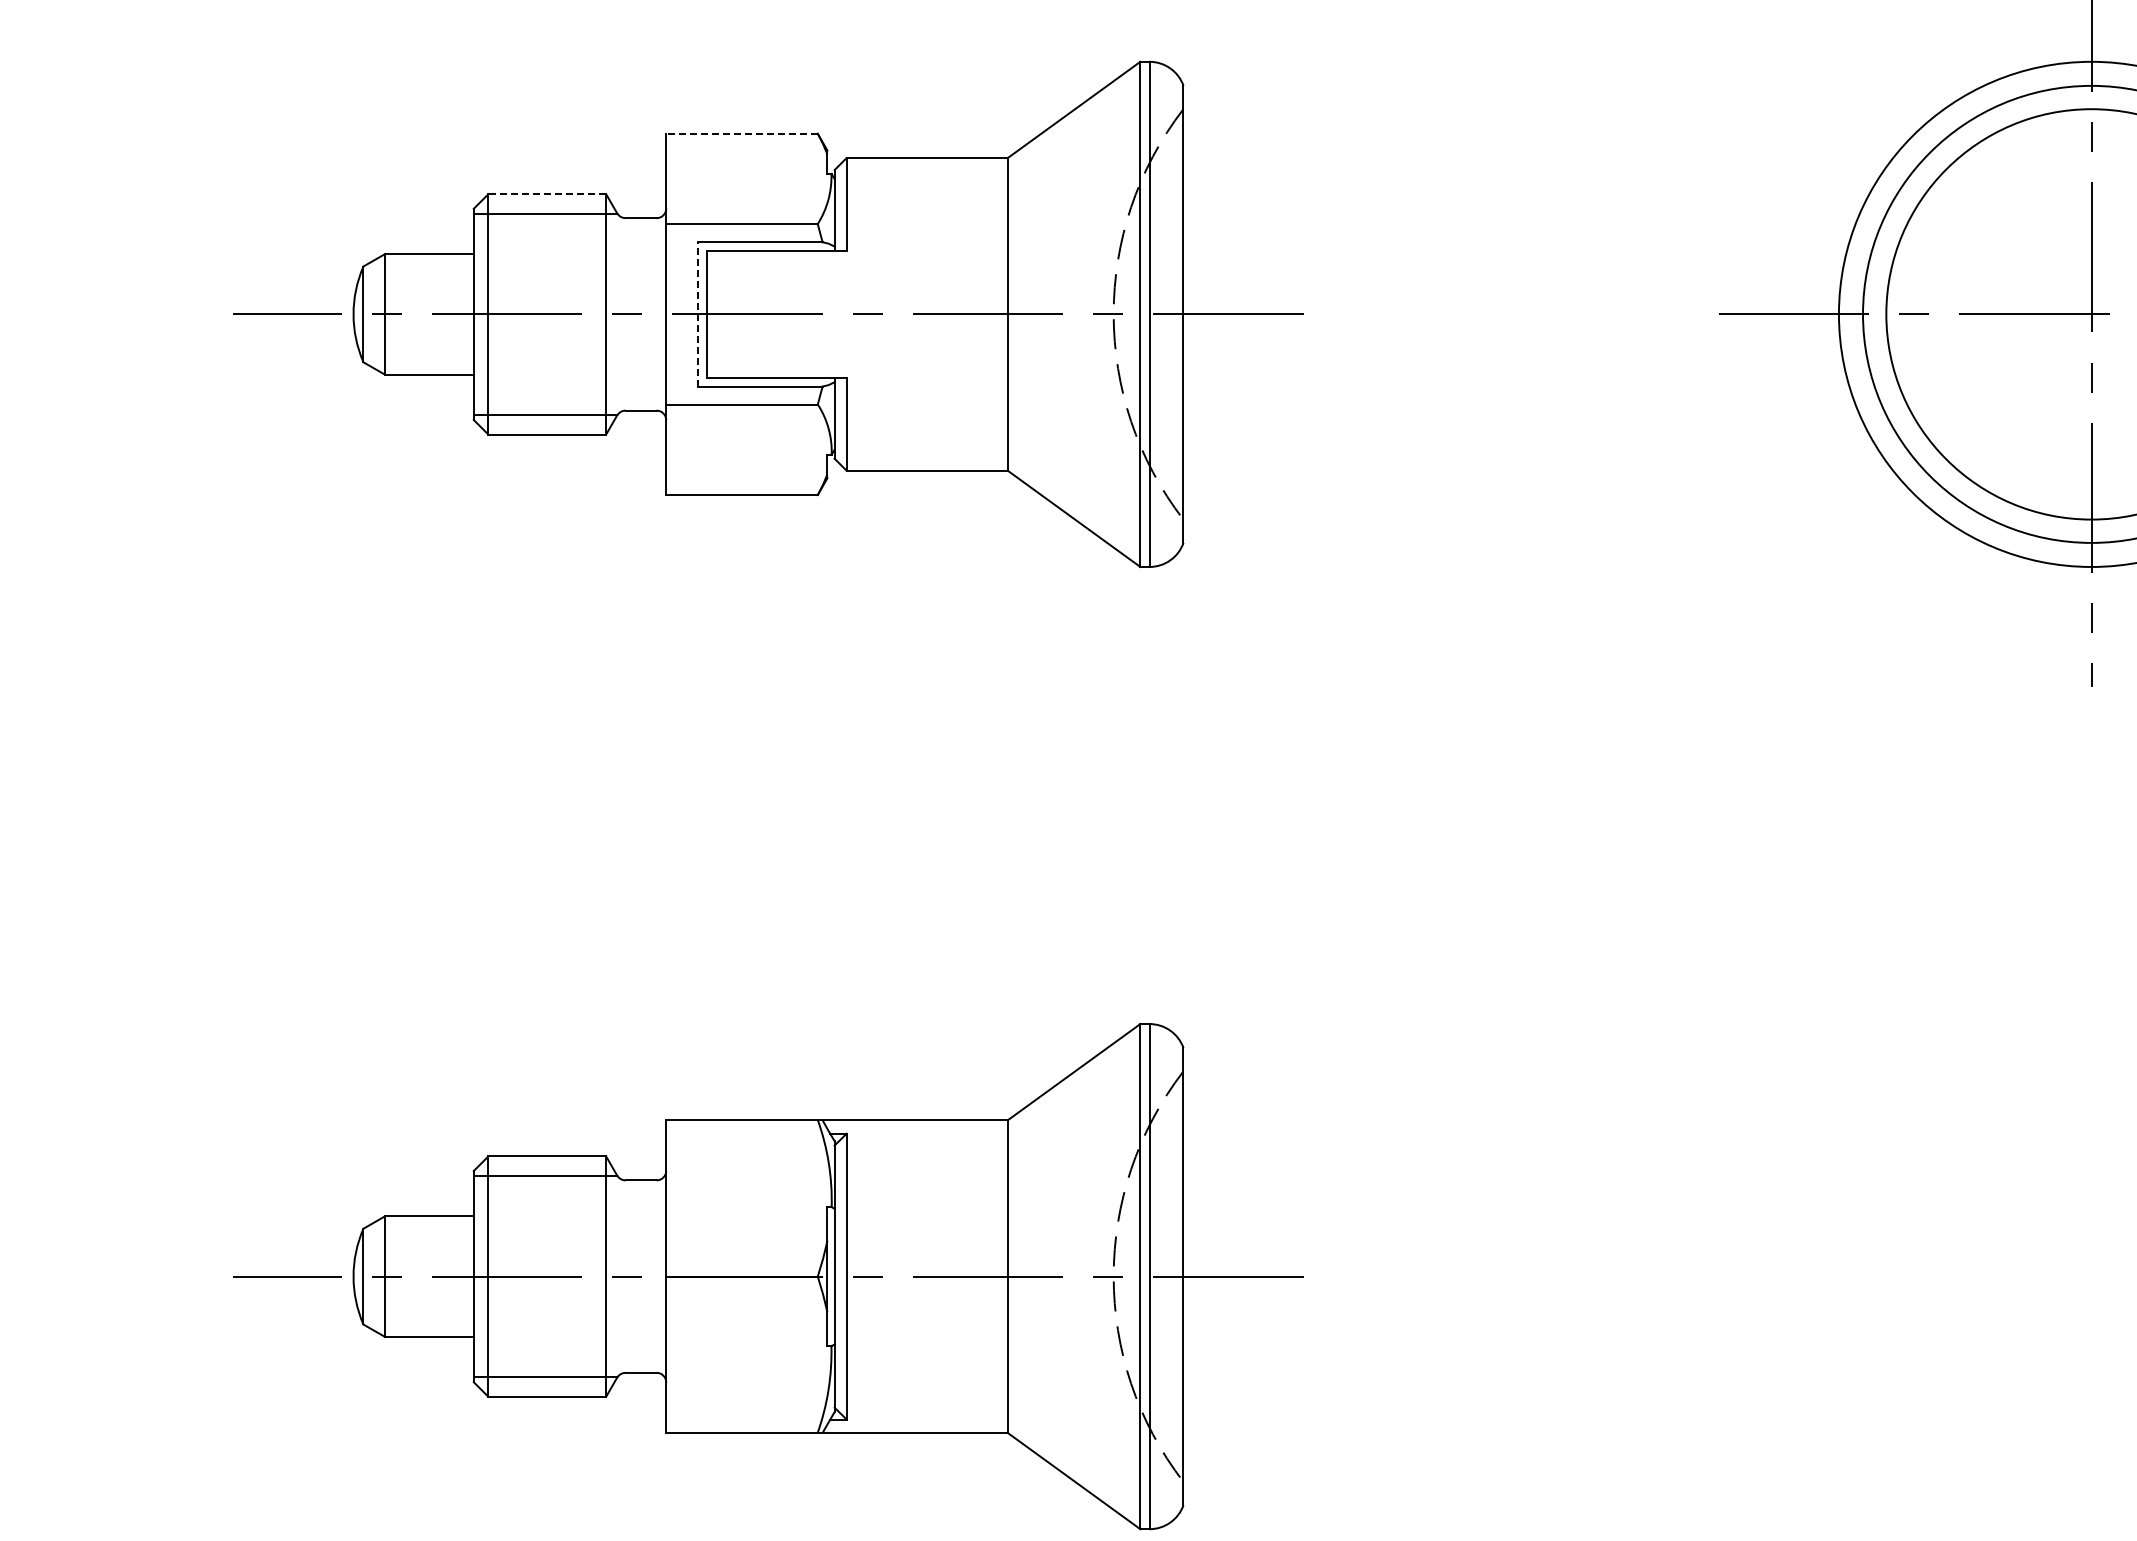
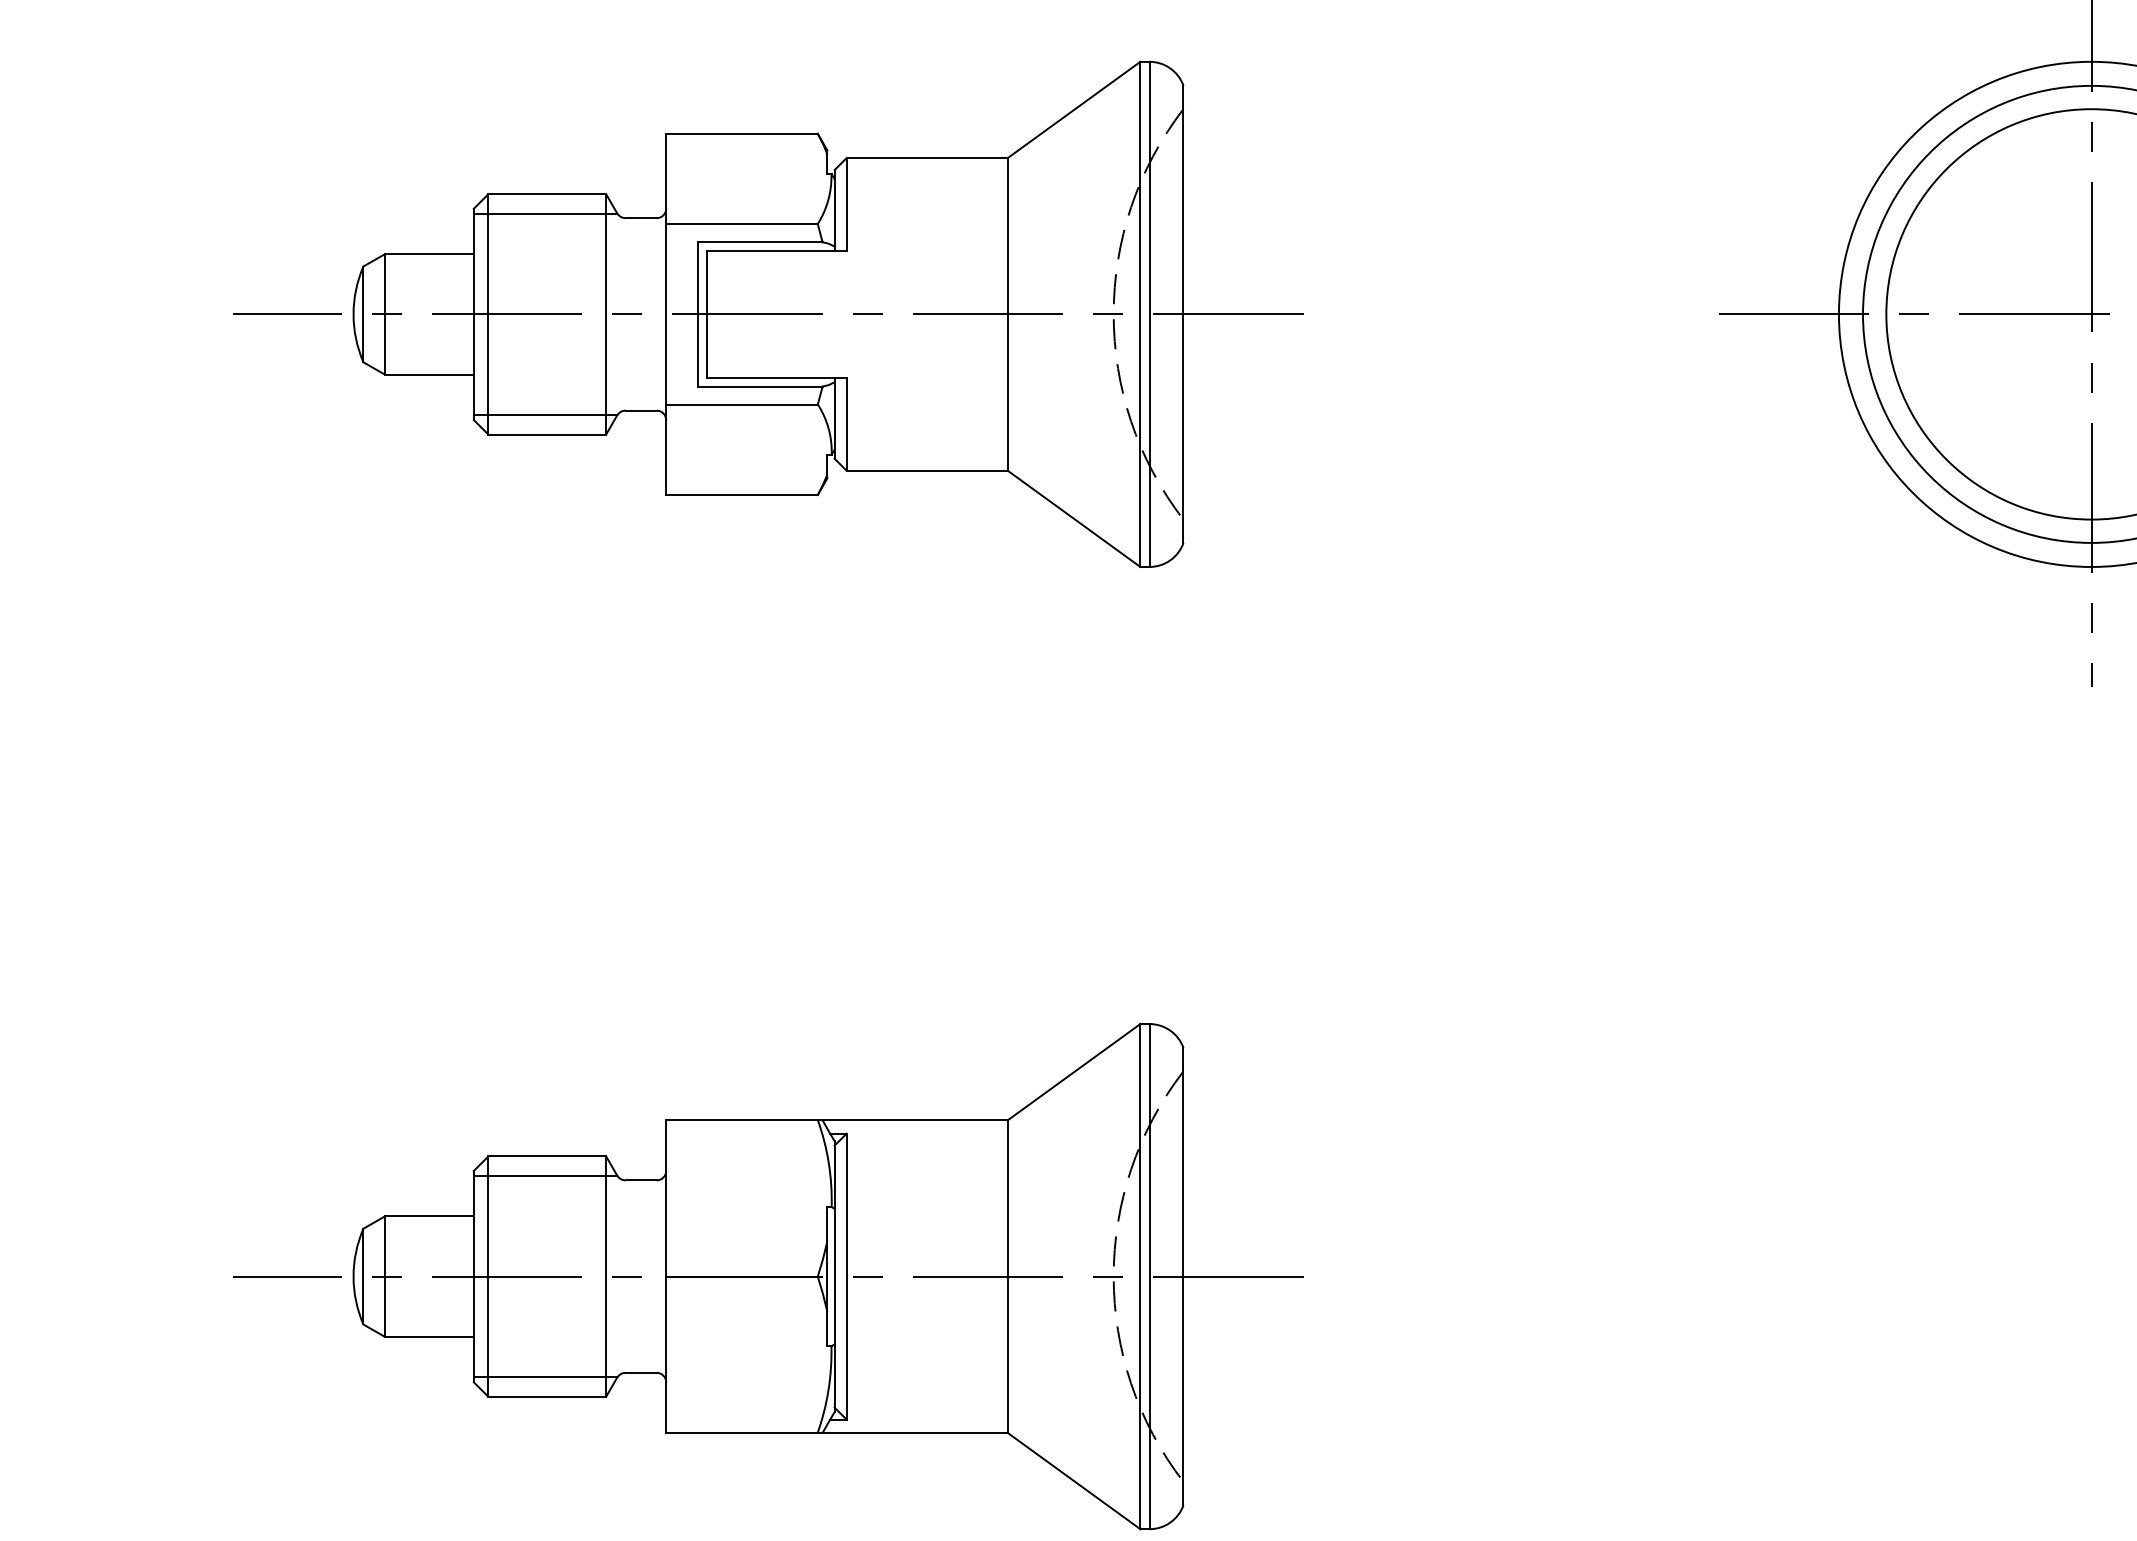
line: dashed -> solid (742, 133)
line: dashed -> solid (547, 194)
line: dashed -> solid (697, 313)
